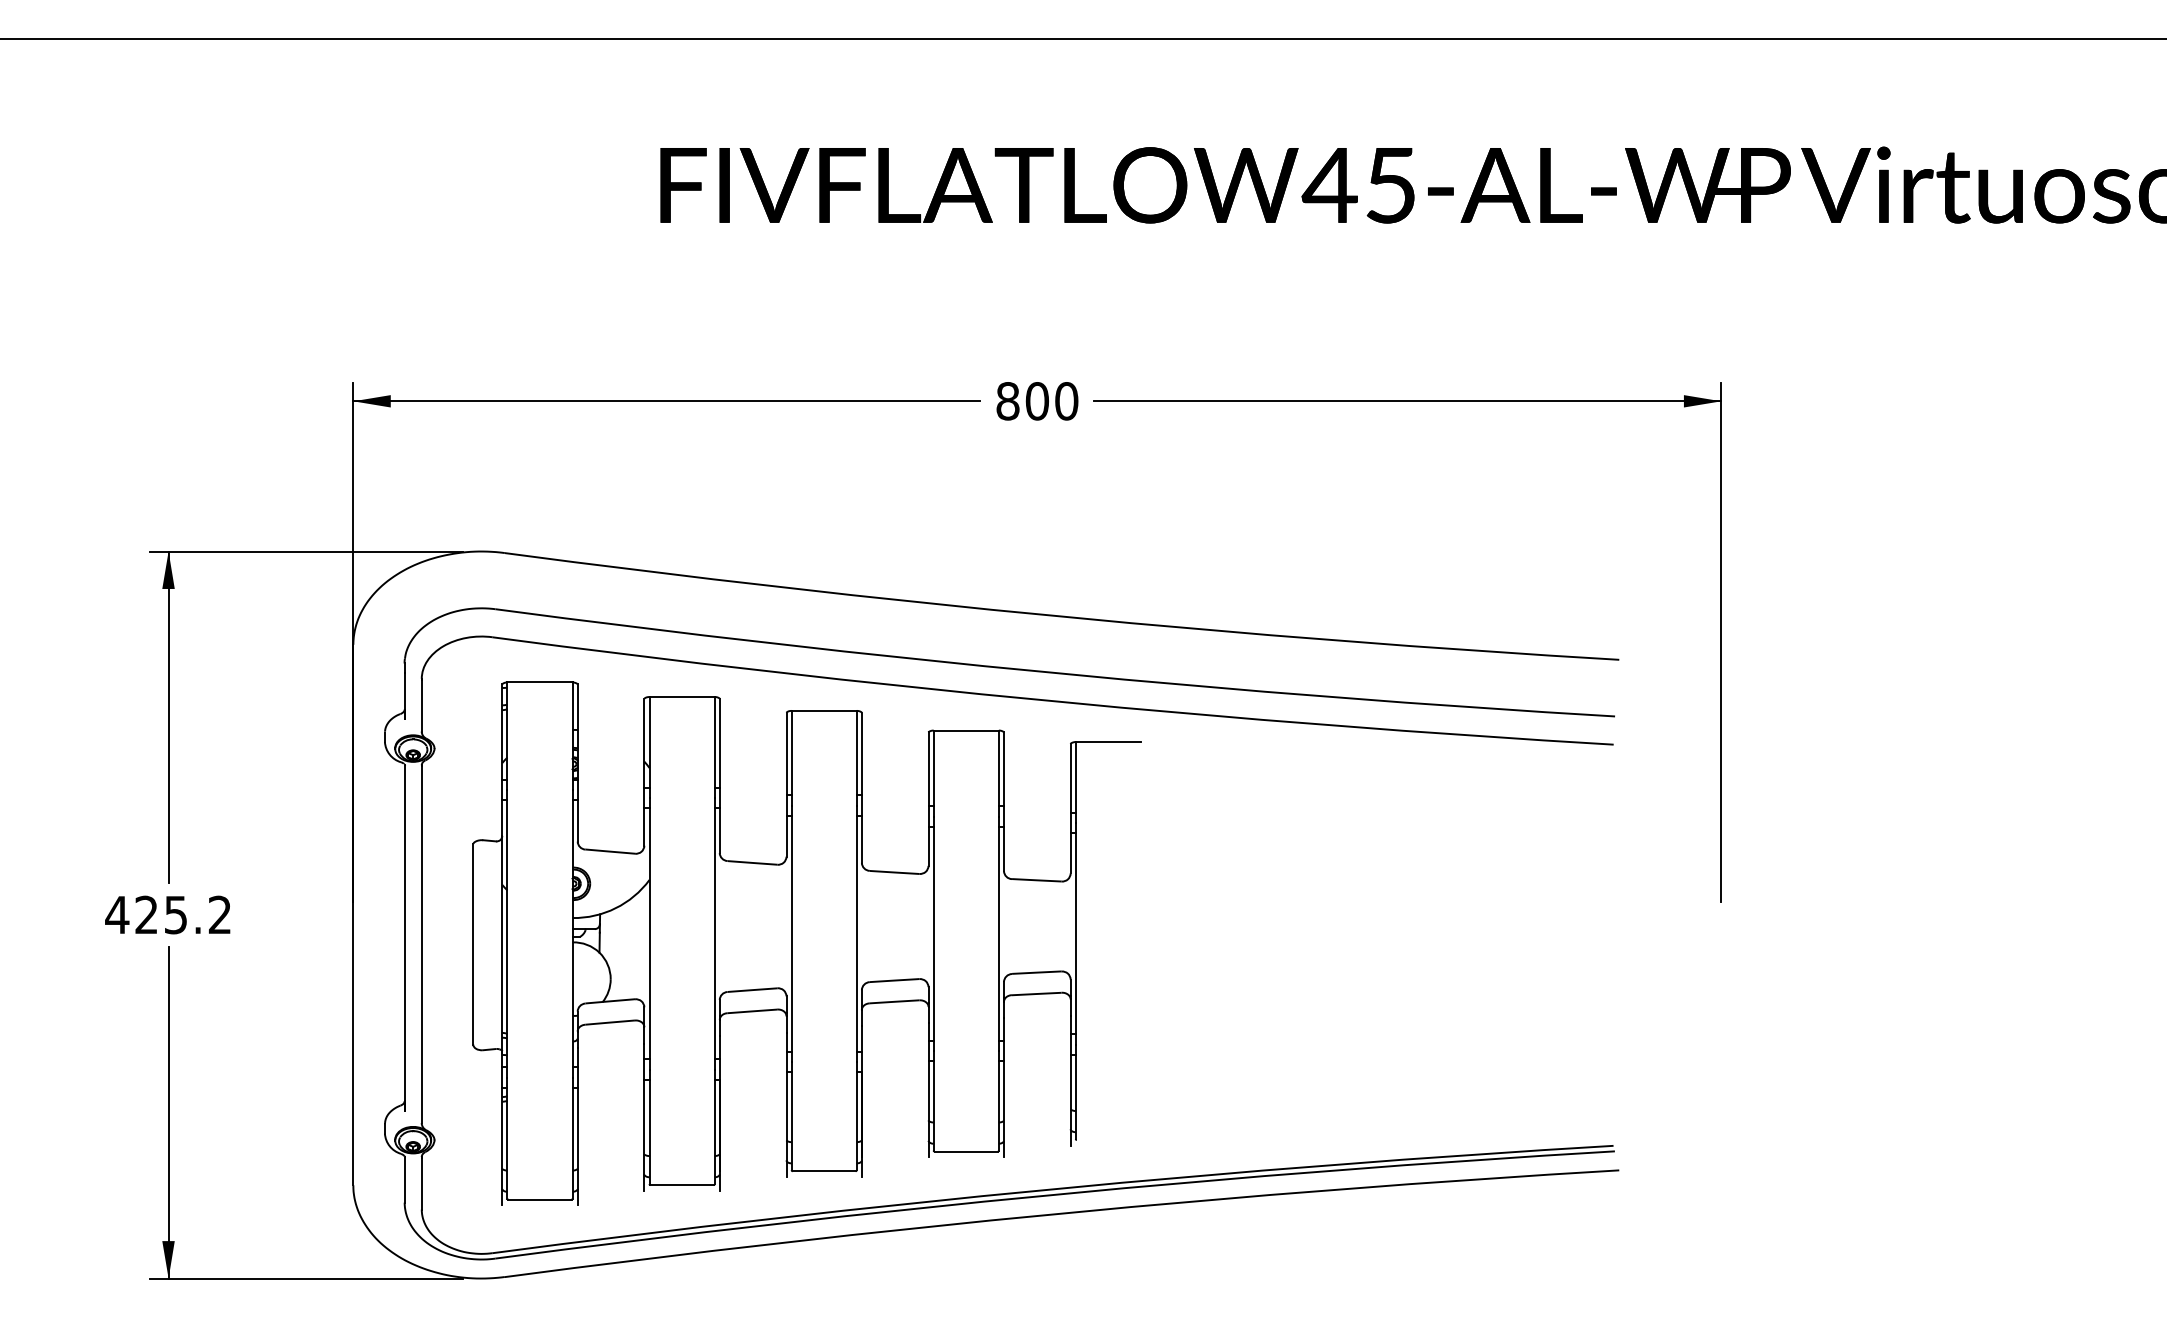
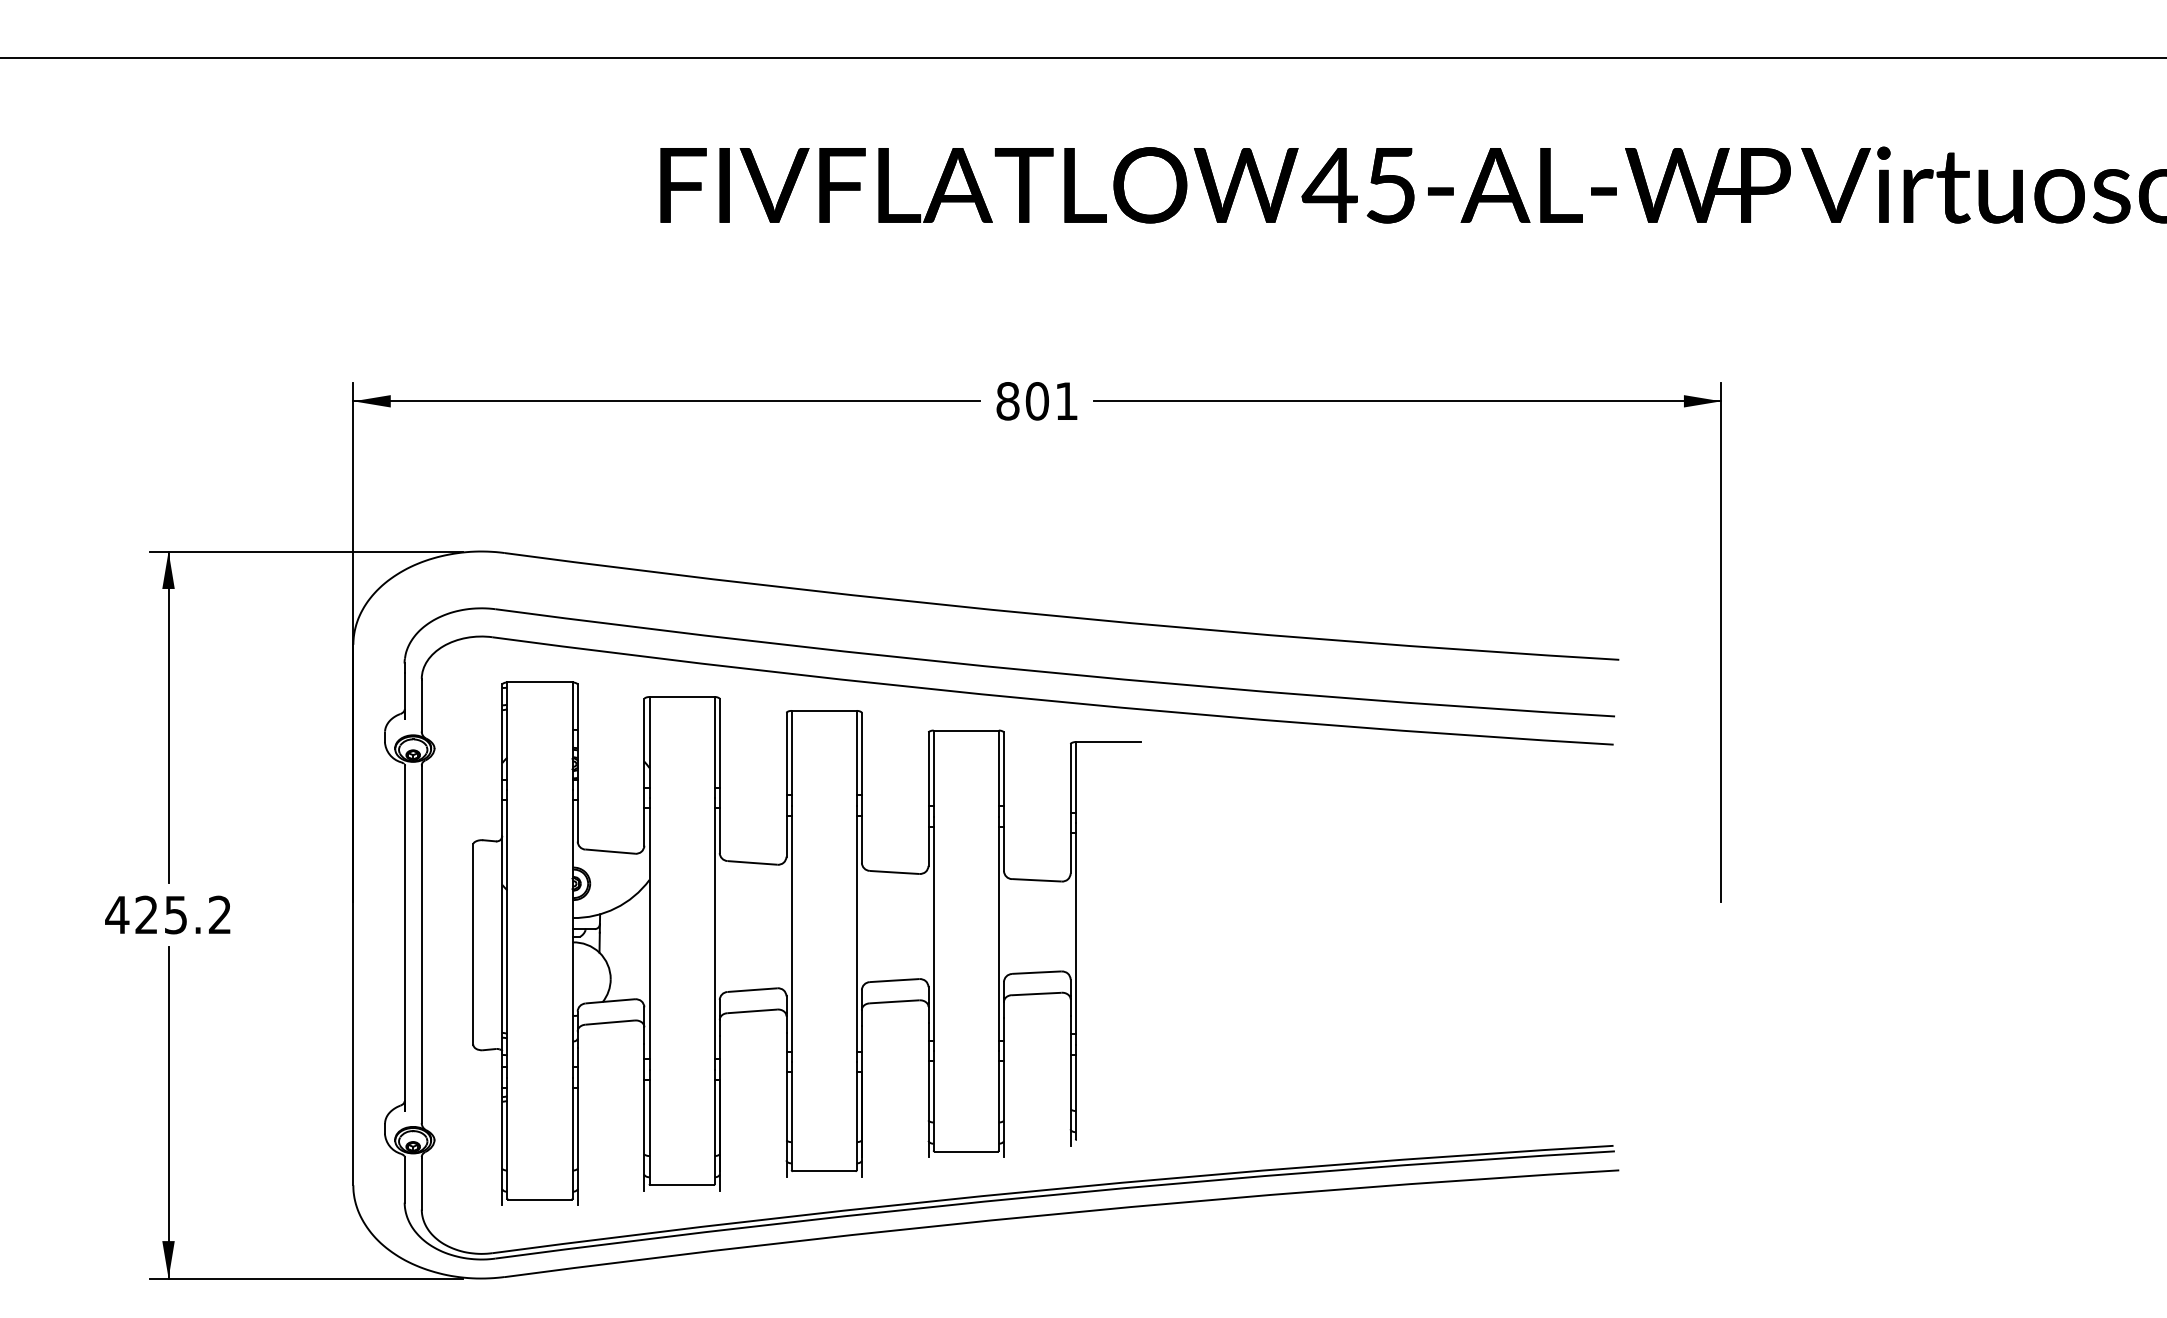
line position: (1082, 39) -> (1082, 58) (1082, 58)
text: 800 -> 801 (1066, 401)
